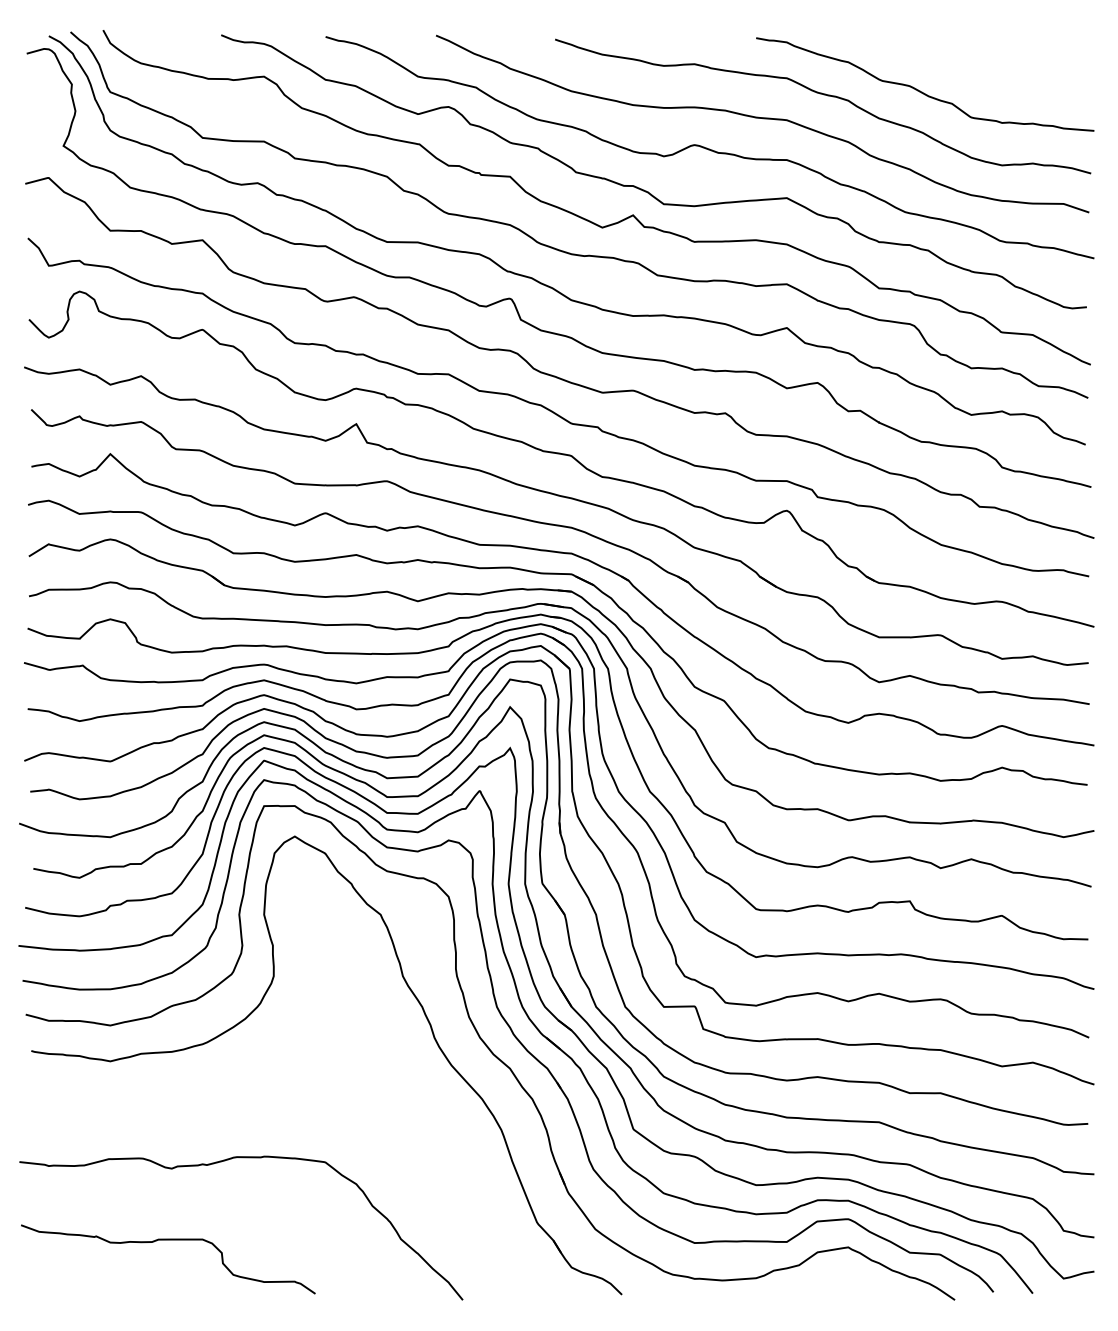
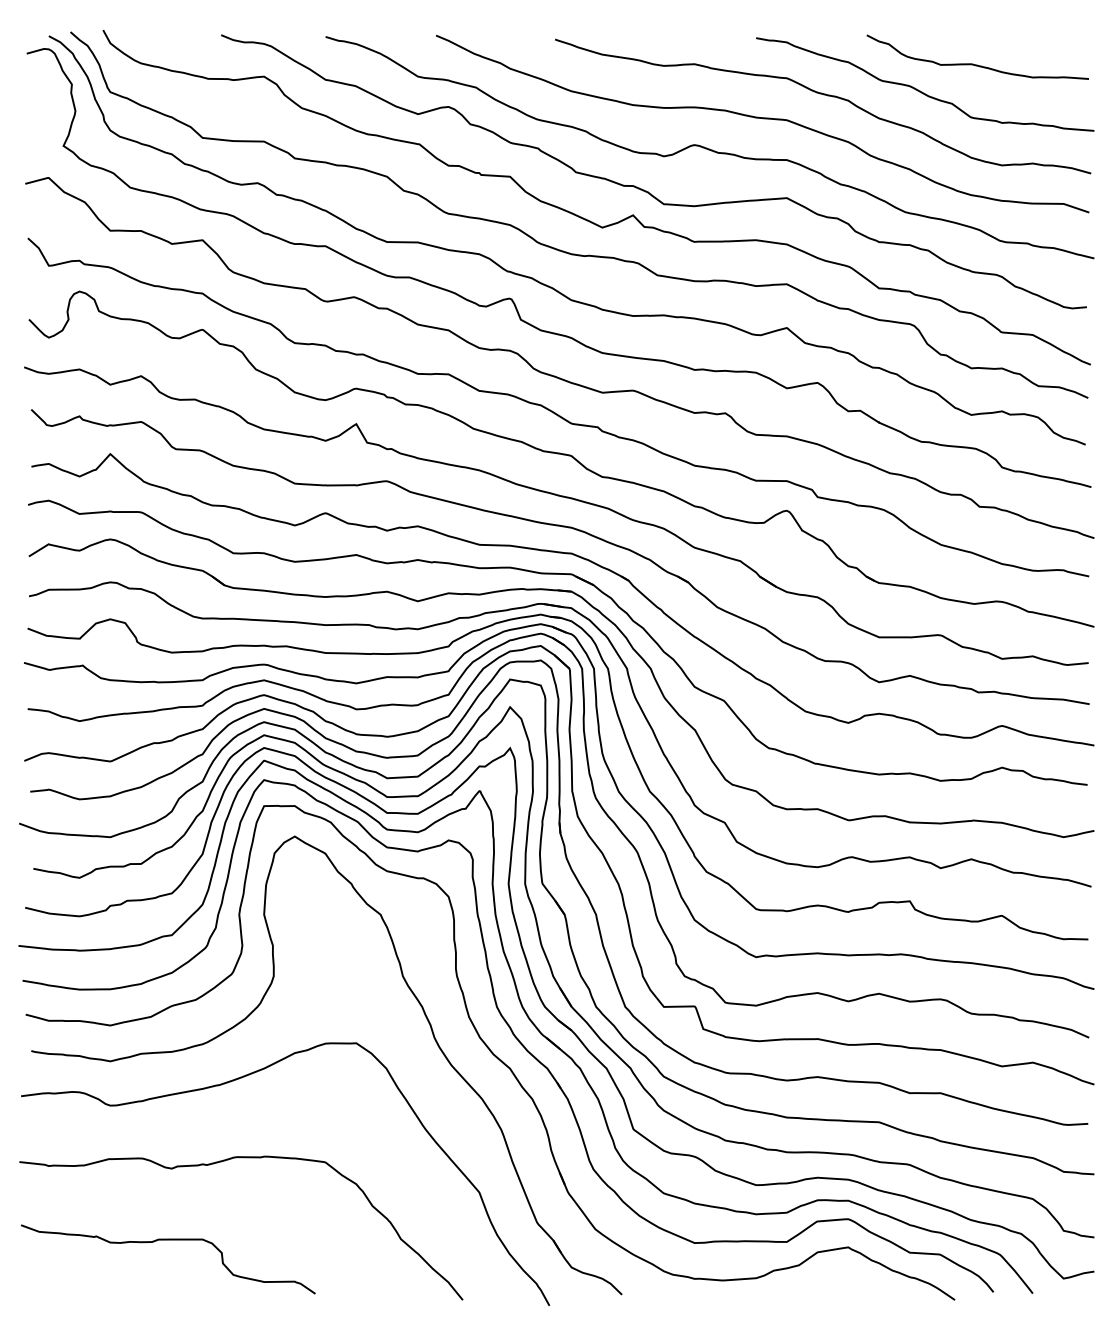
curve: none -> present (977, 64)
curve: none -> present (247, 1076)
